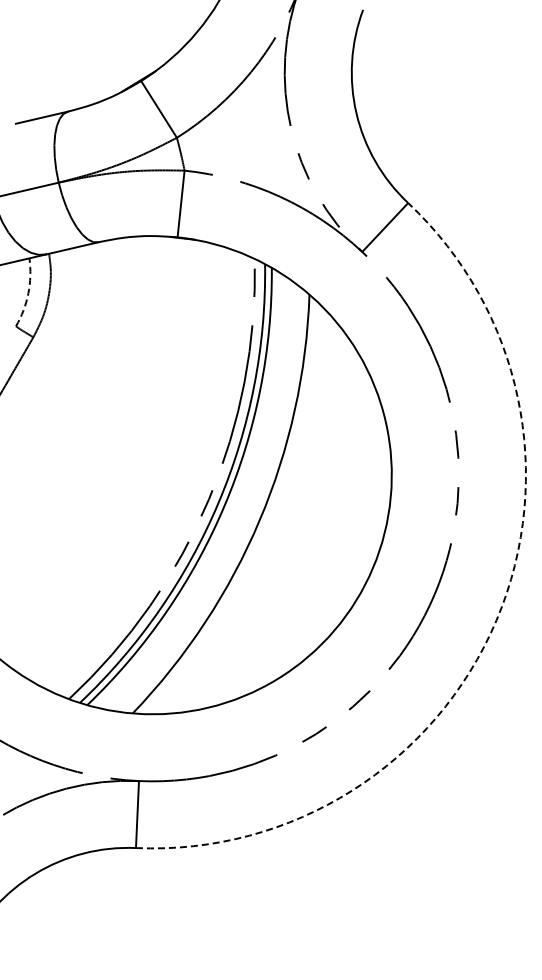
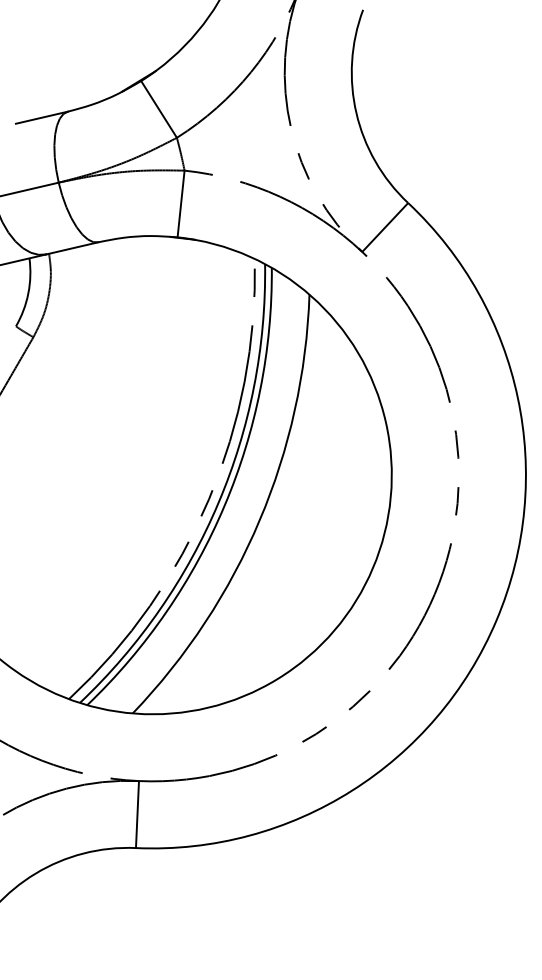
arc: dashed -> solid (28, 293)
arc: dashed -> solid (496, 620)
